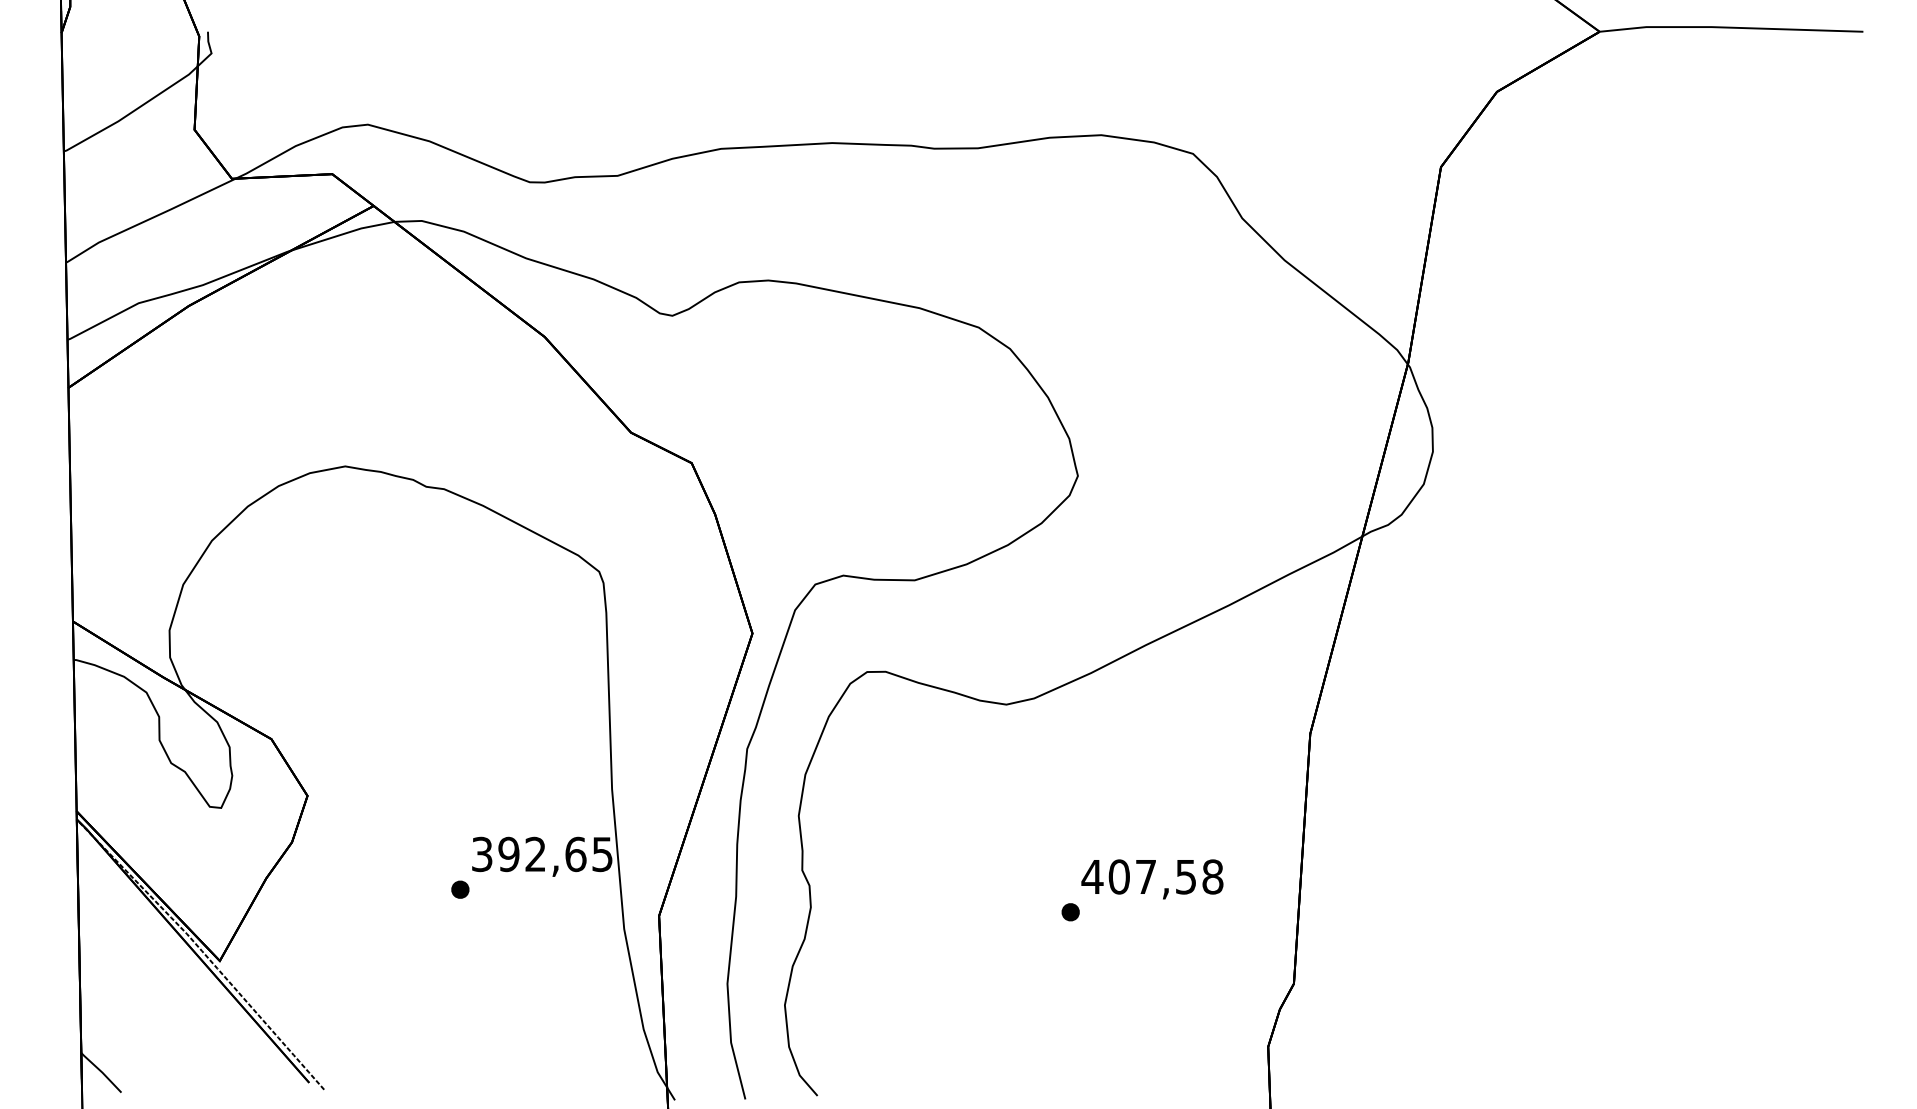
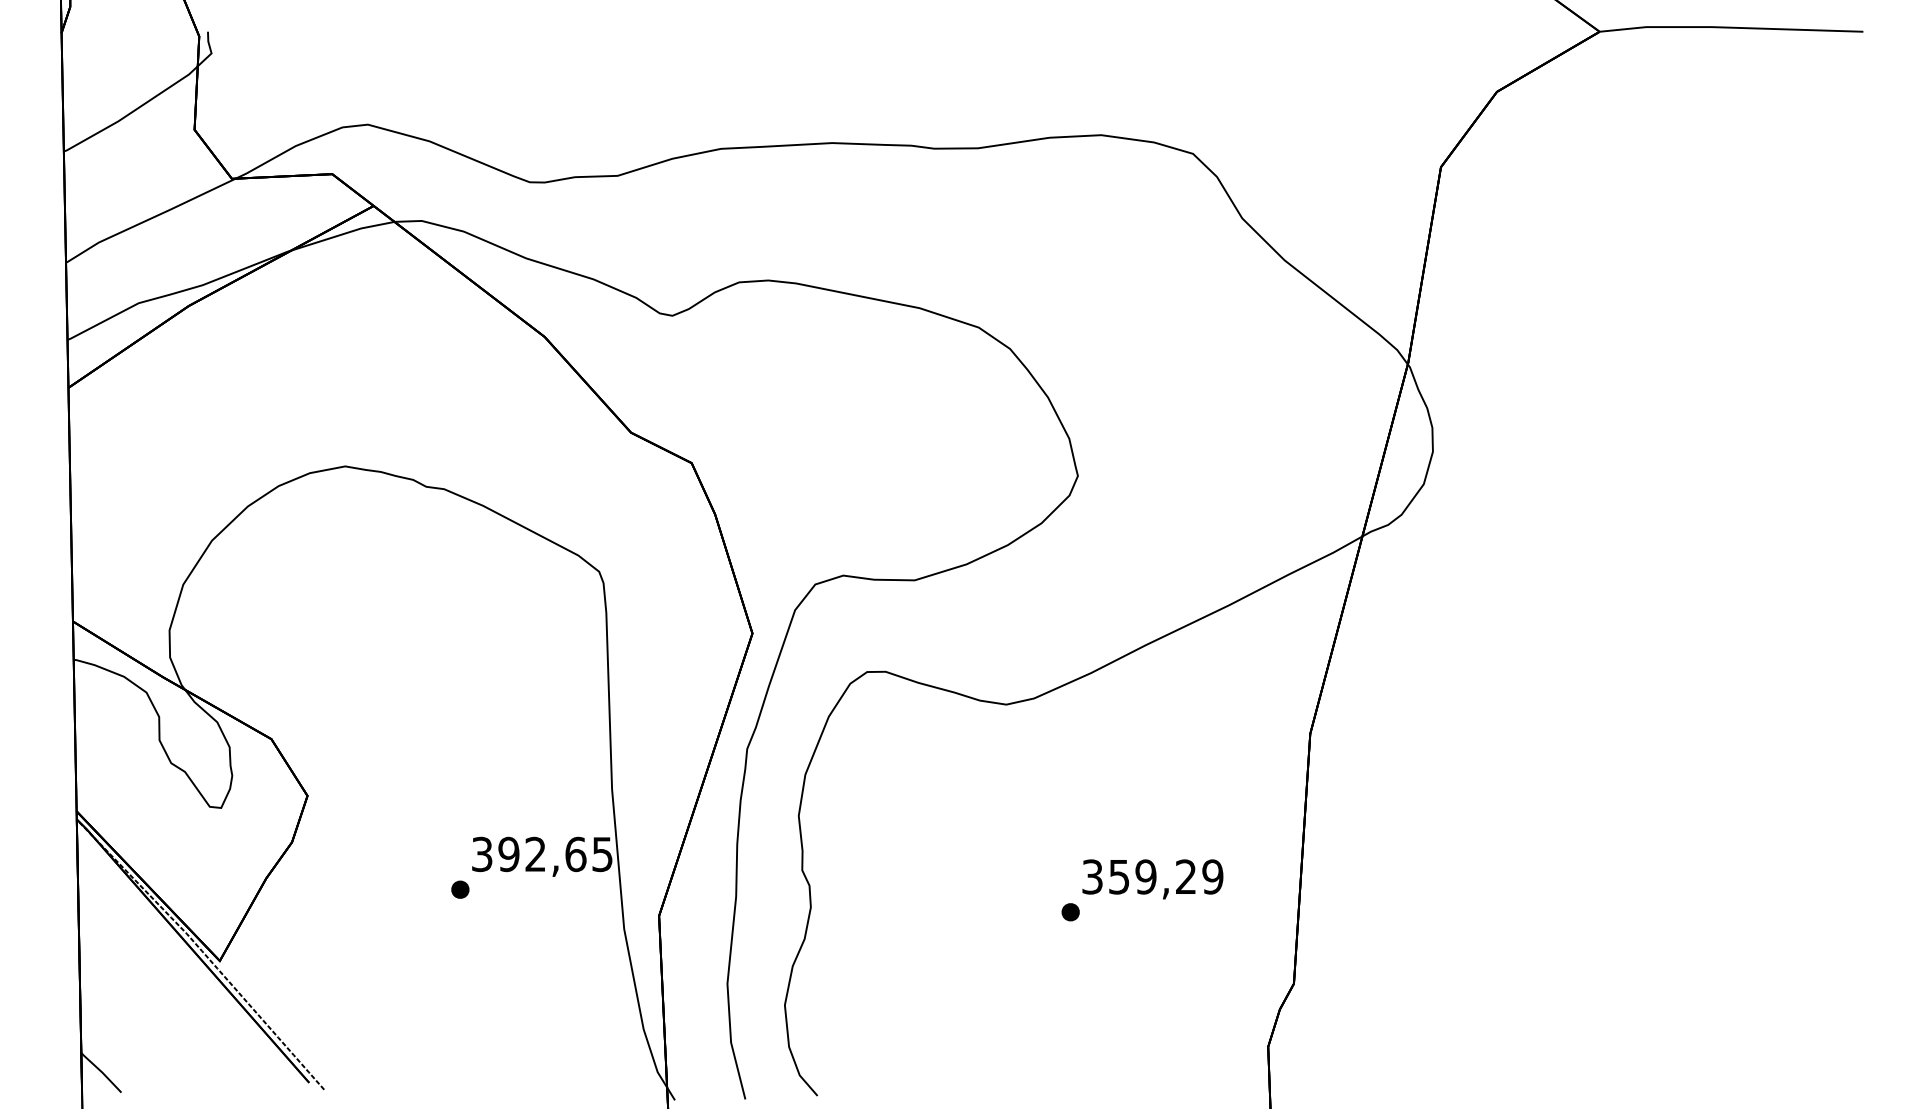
text: 407,58 -> 359,29 (1152, 876)
